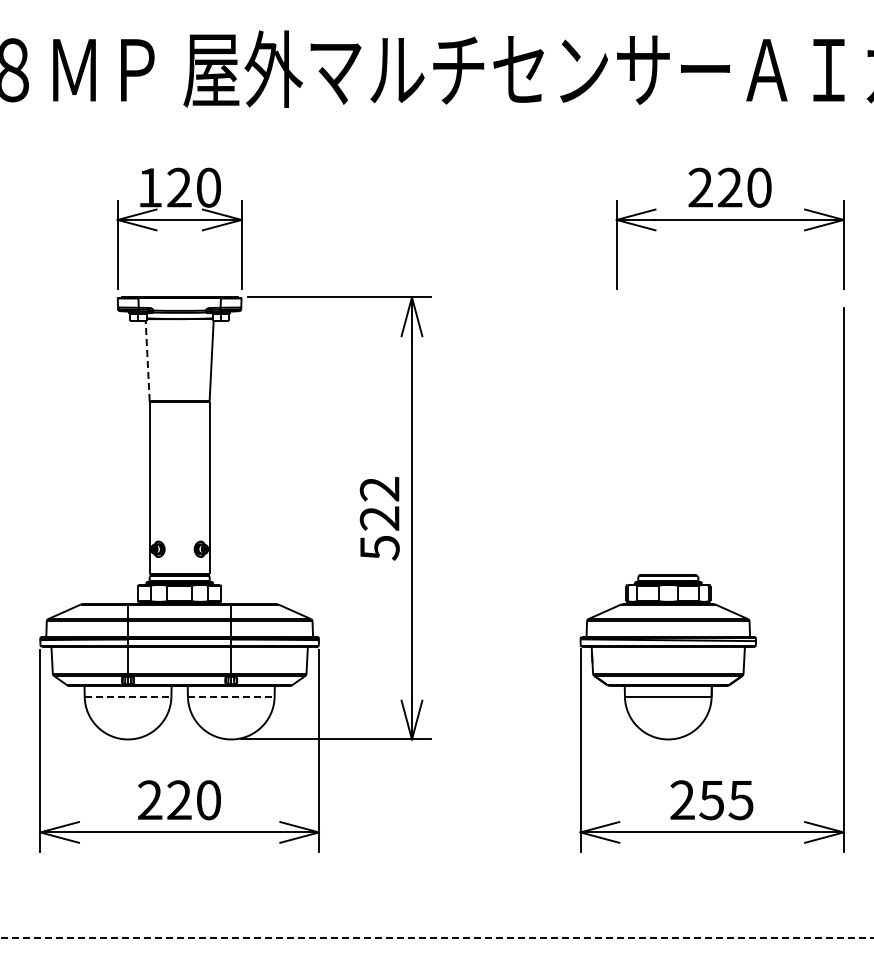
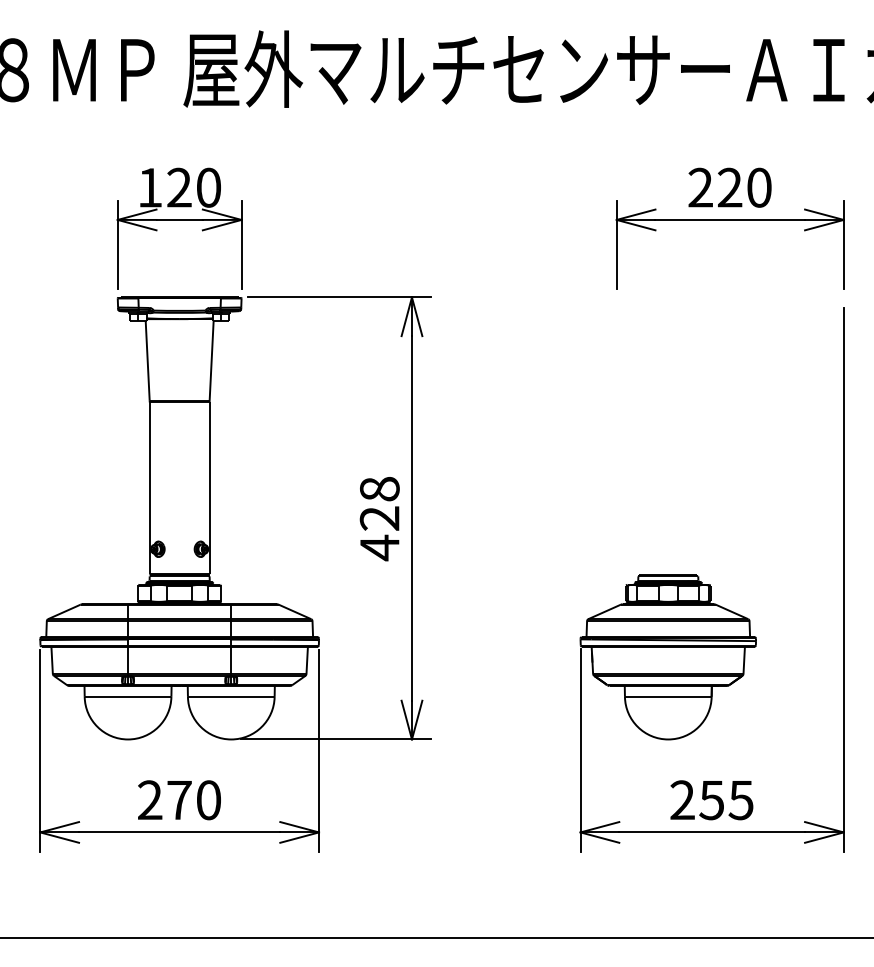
line: dashed -> solid (147, 360)
text: 522 -> 428 (379, 519)
line: dashed -> solid (128, 696)
line: dashed -> solid (231, 696)
text: 220 -> 270 (179, 799)
line: dashed -> solid (437, 937)
